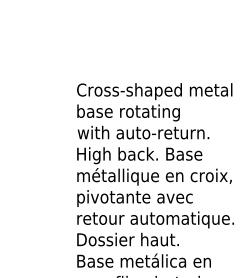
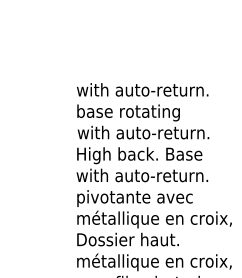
text: Cross-shaped metal -> with auto-return. (154, 91)
text: métallique en croix, -> with auto-return. (153, 176)
text: retour automatique. -> métallique en croix, (157, 219)
text: Base metálica en -> métallique en croix, (154, 262)
